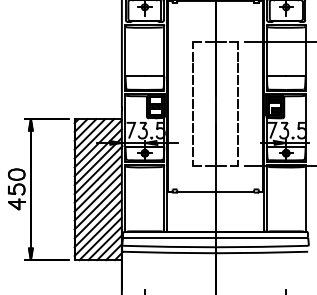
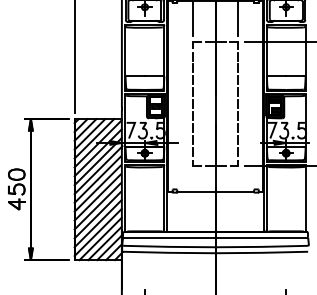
line: none -> present (192, 19)
line: none -> present (238, 19)
line: none -> present (74, 57)
